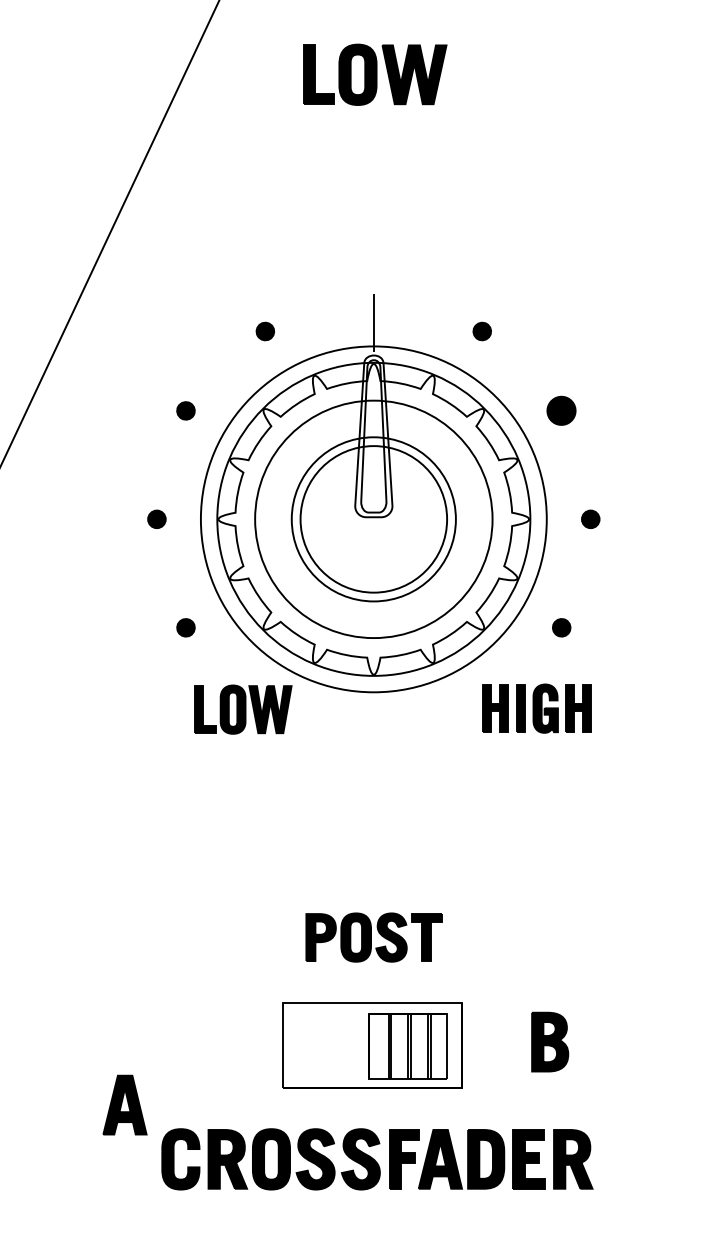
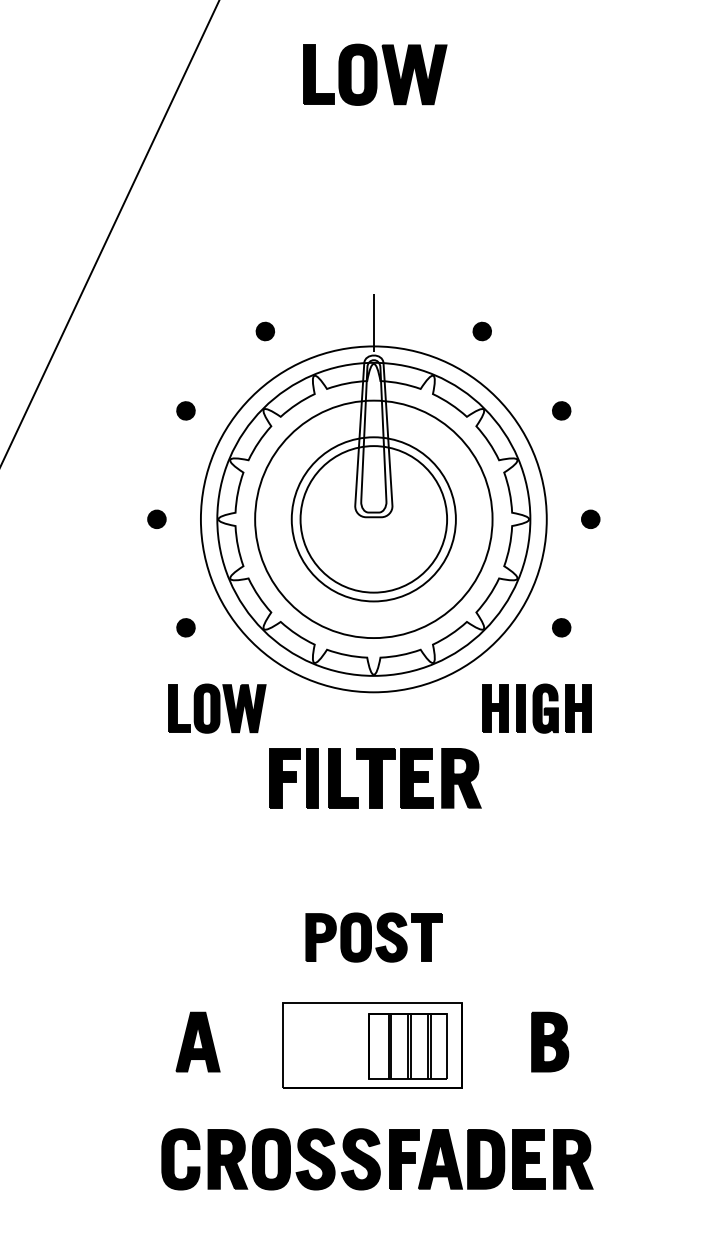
part size: 31x31 px -> 20x20 px (561, 410)
part position: (243, 709) -> (217, 708) (217, 708)
part: none -> present (375, 778)
part position: (124, 1104) -> (197, 1041) (197, 1041)
